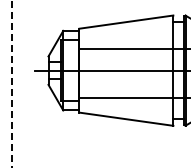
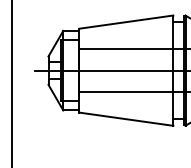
line: dashed -> solid (11, 83)
line position: (133, 98) -> (133, 92) (133, 92)
